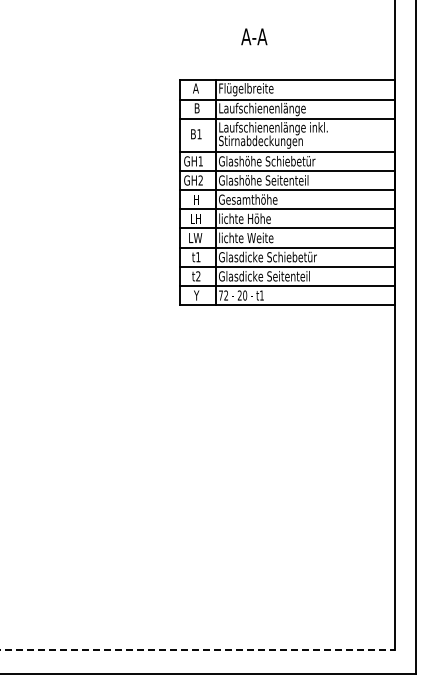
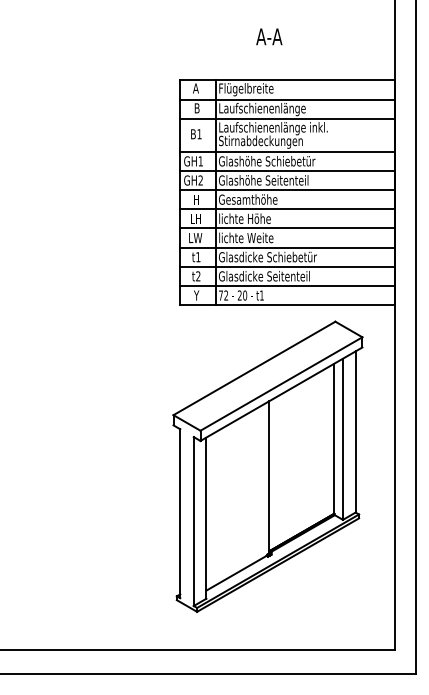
text position: (254, 36) -> (269, 36) (269, 36)
part: none -> present (267, 466)
line: dashed -> solid (197, 650)
